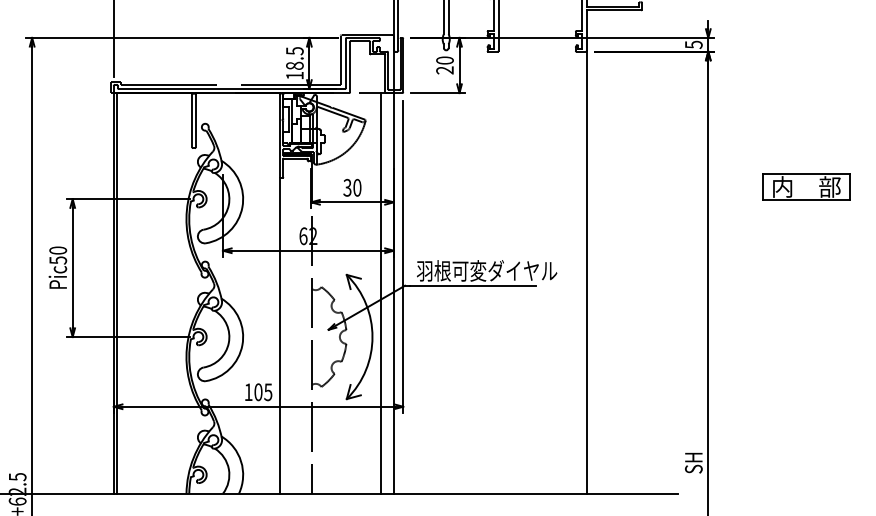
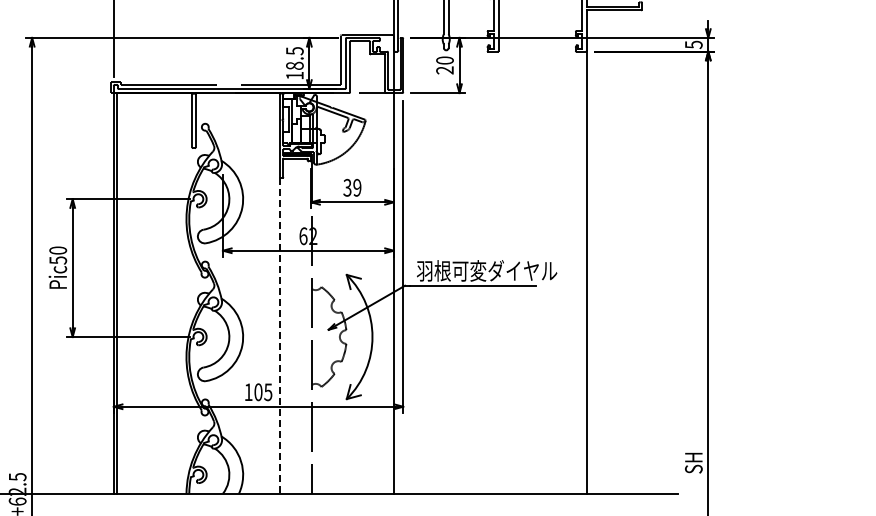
part: present -> none (806, 186)
text: 30 -> 39 (357, 187)
line: present -> none (381, 293)
line: solid -> dashed (280, 335)
